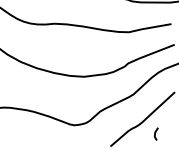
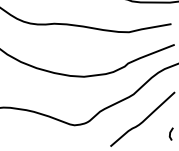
line position: (155, 133) -> (170, 133) (170, 133)
